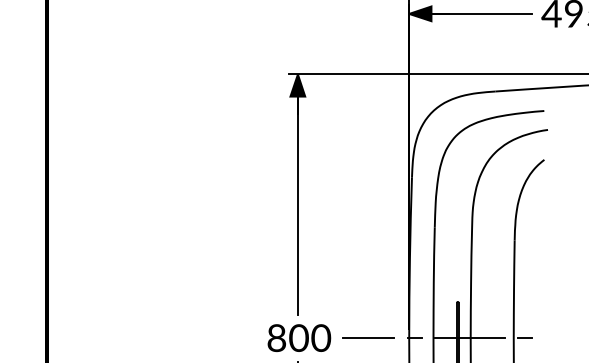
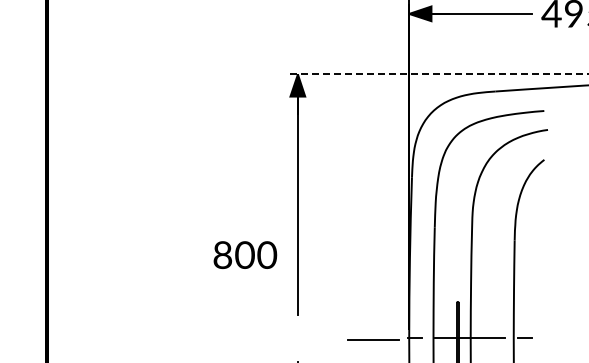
line: solid -> dashed (438, 74)
text position: (299, 337) -> (245, 254) (245, 254)
line position: (368, 337) -> (373, 339) (373, 339)
